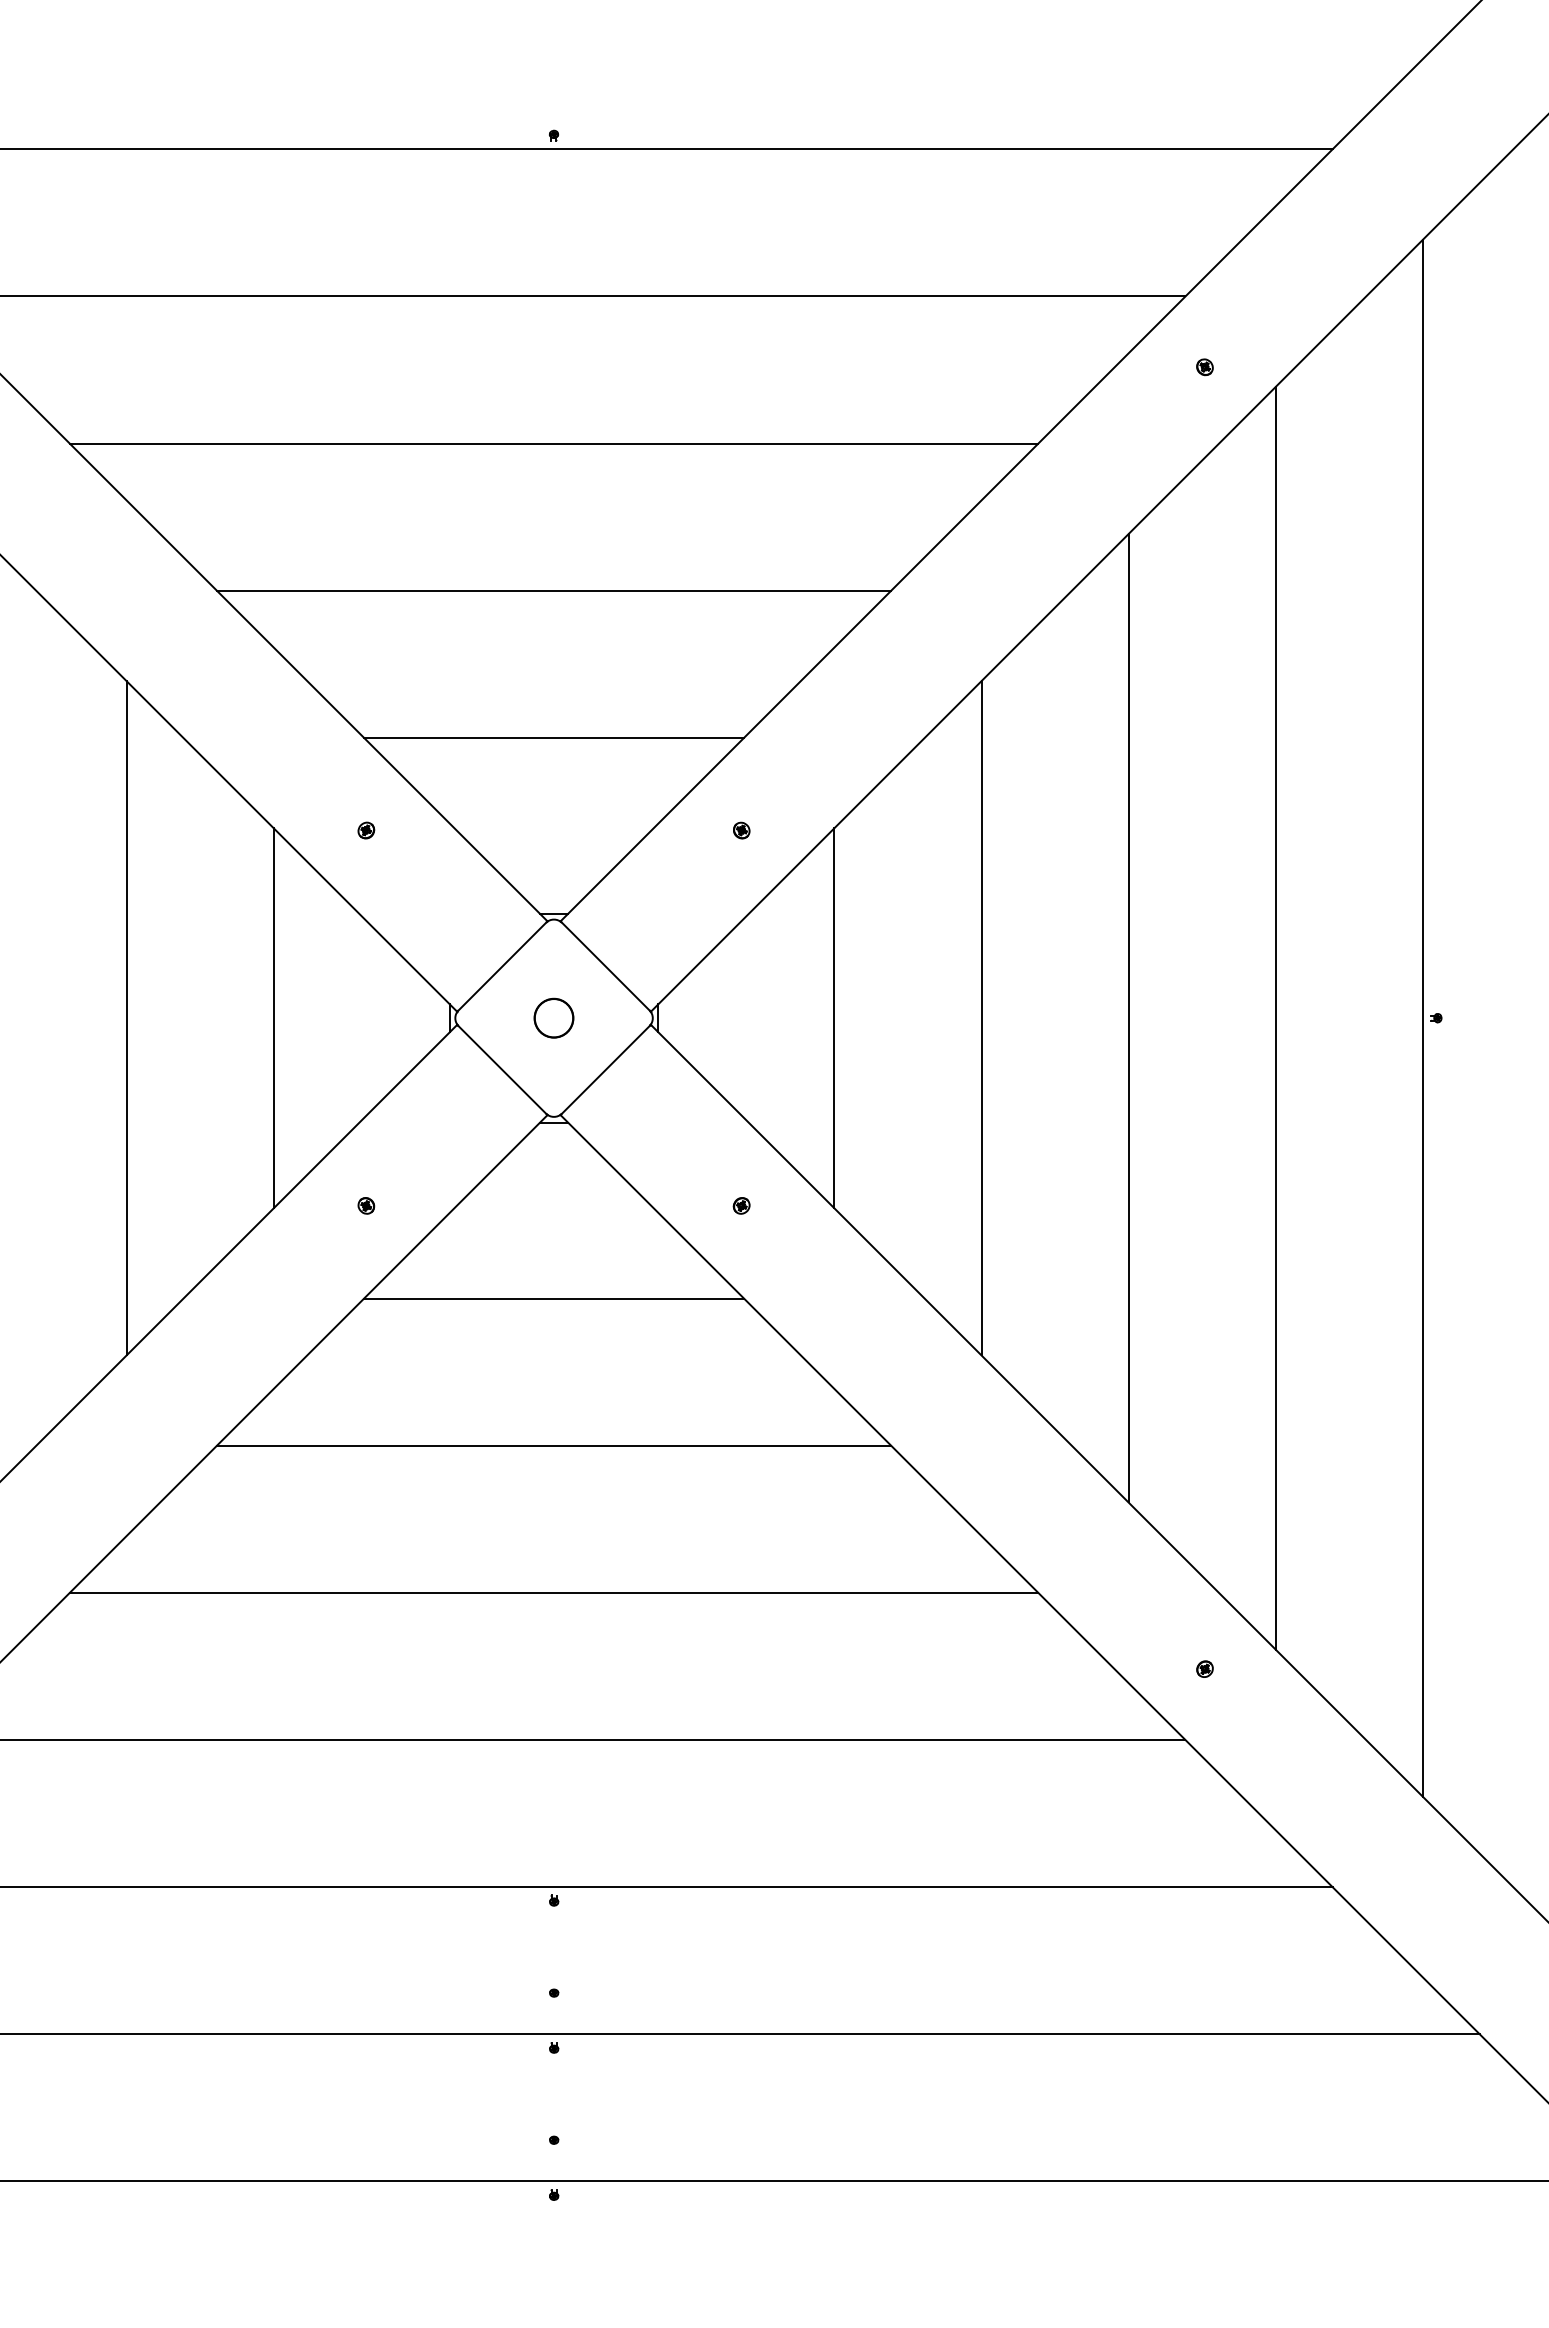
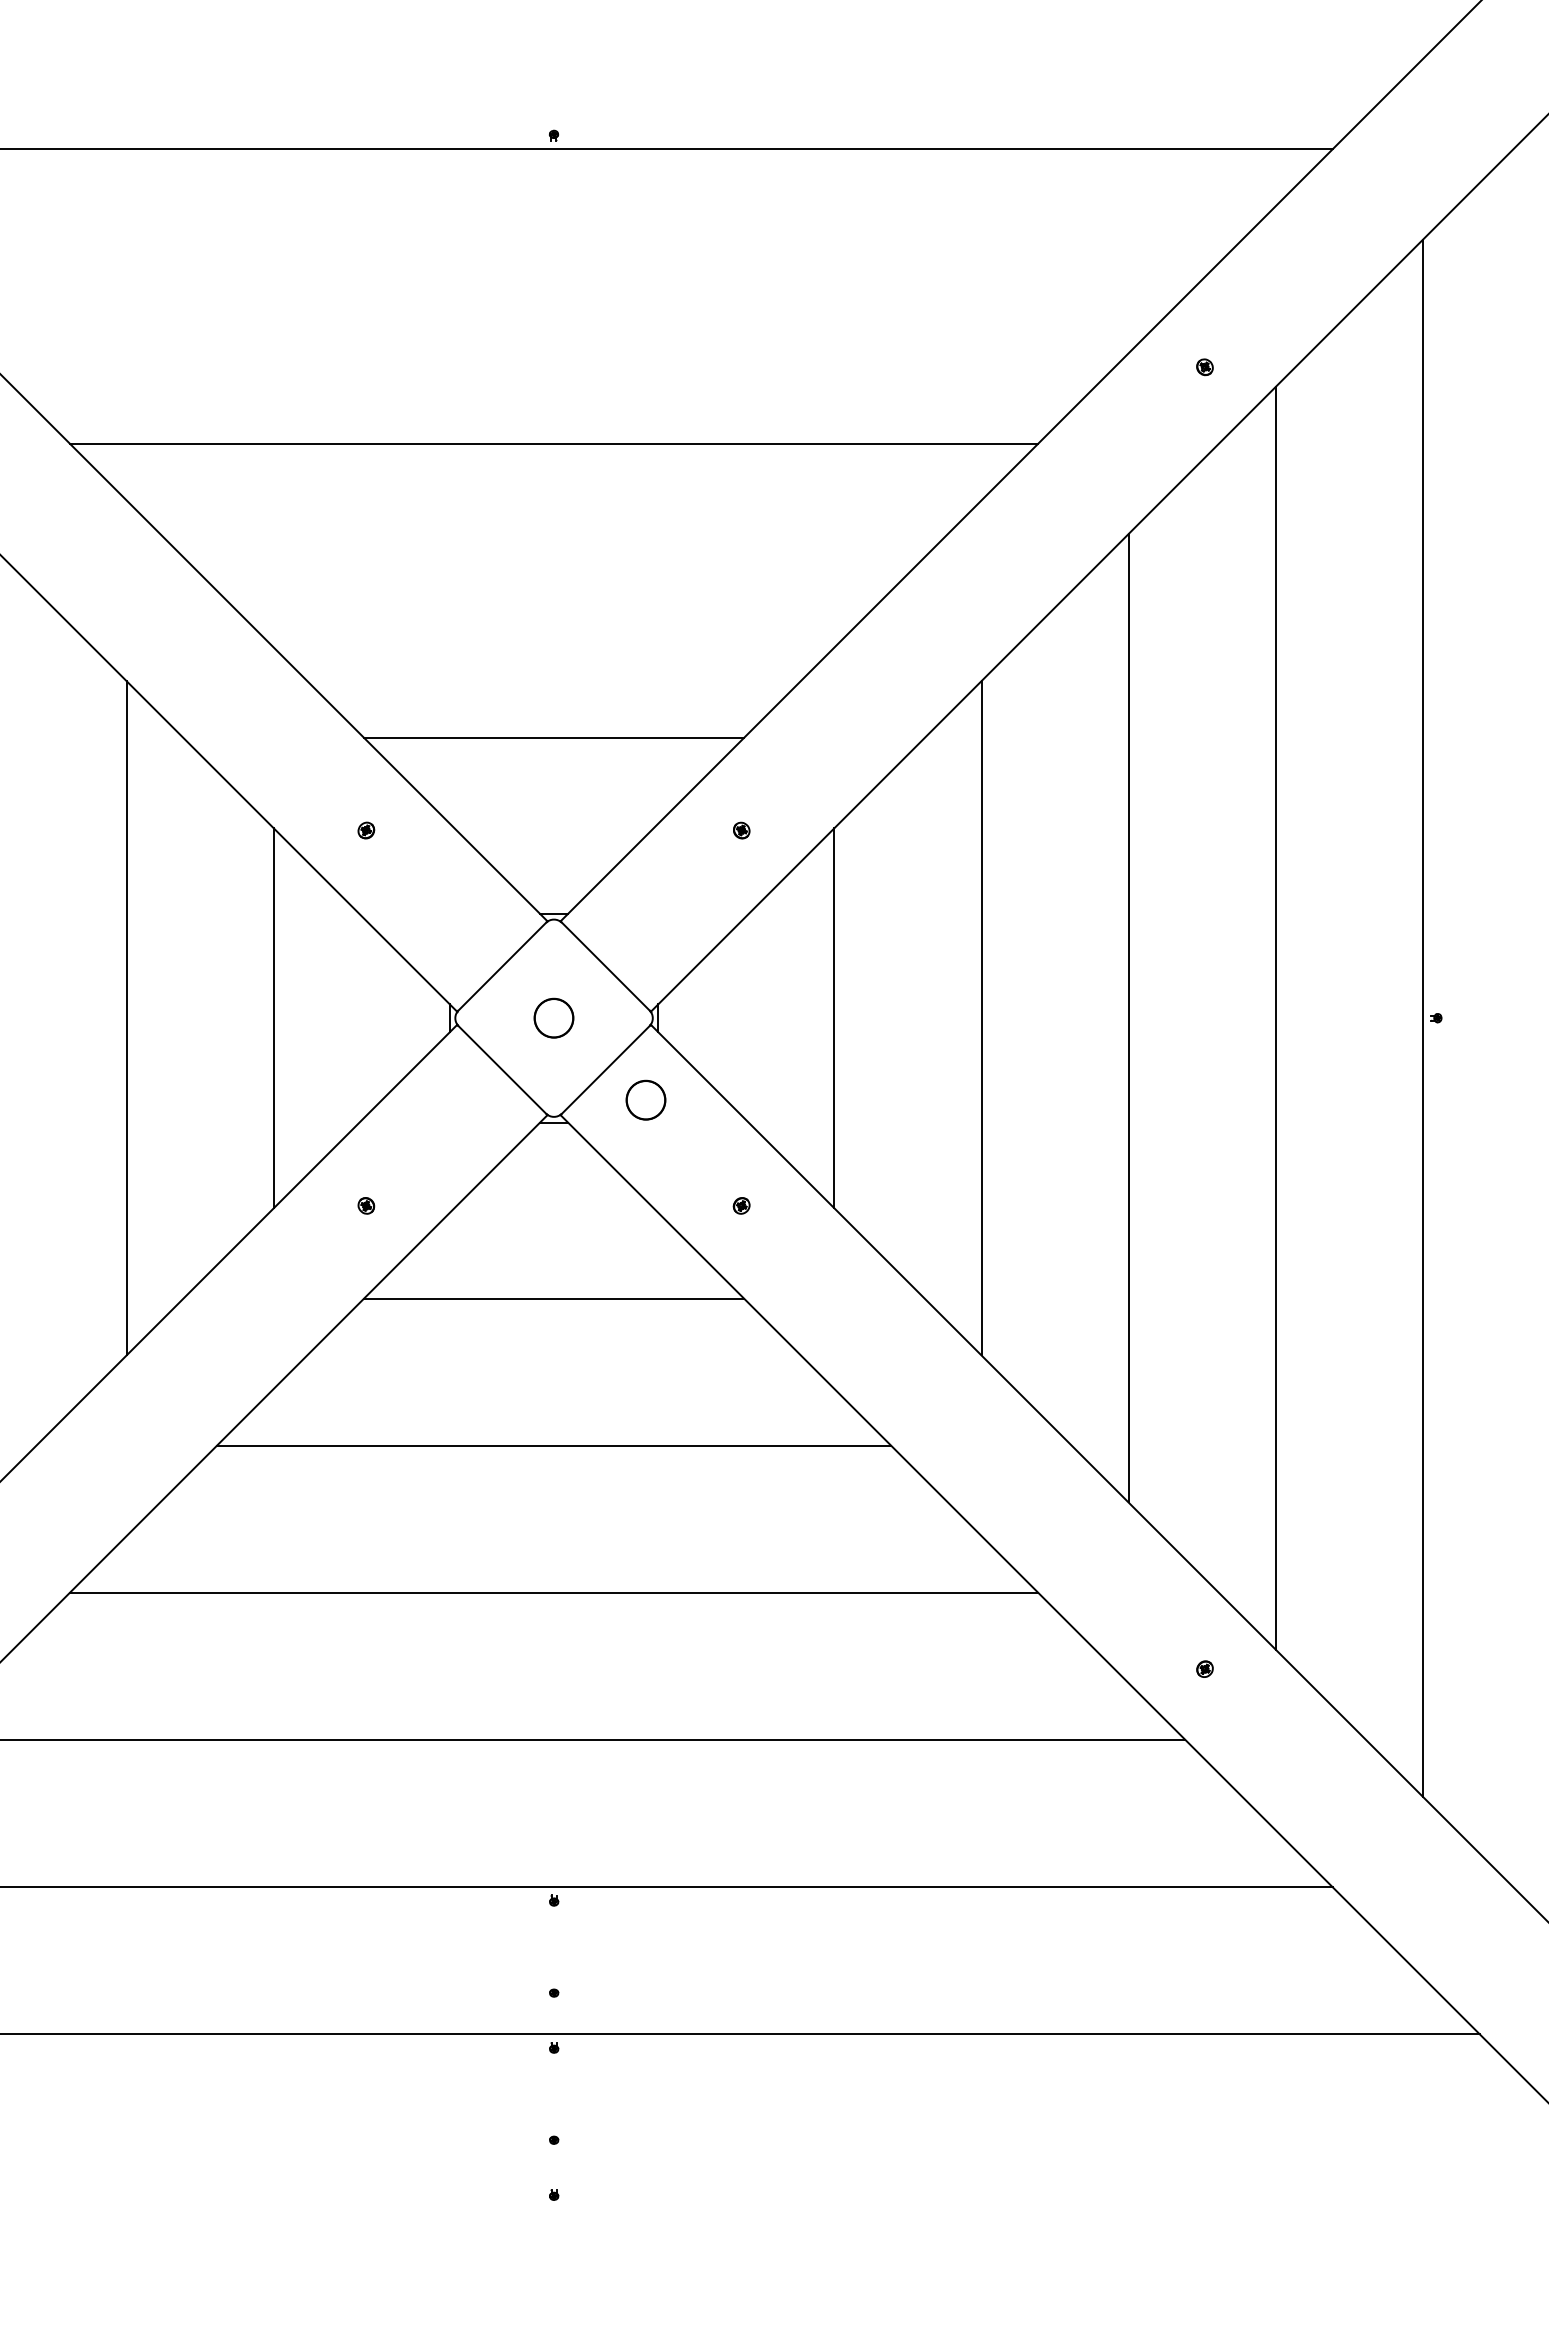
line: present -> none (593, 296)
line: present -> none (553, 590)
part: none -> present (645, 1099)
line: present -> none (773, 2181)
